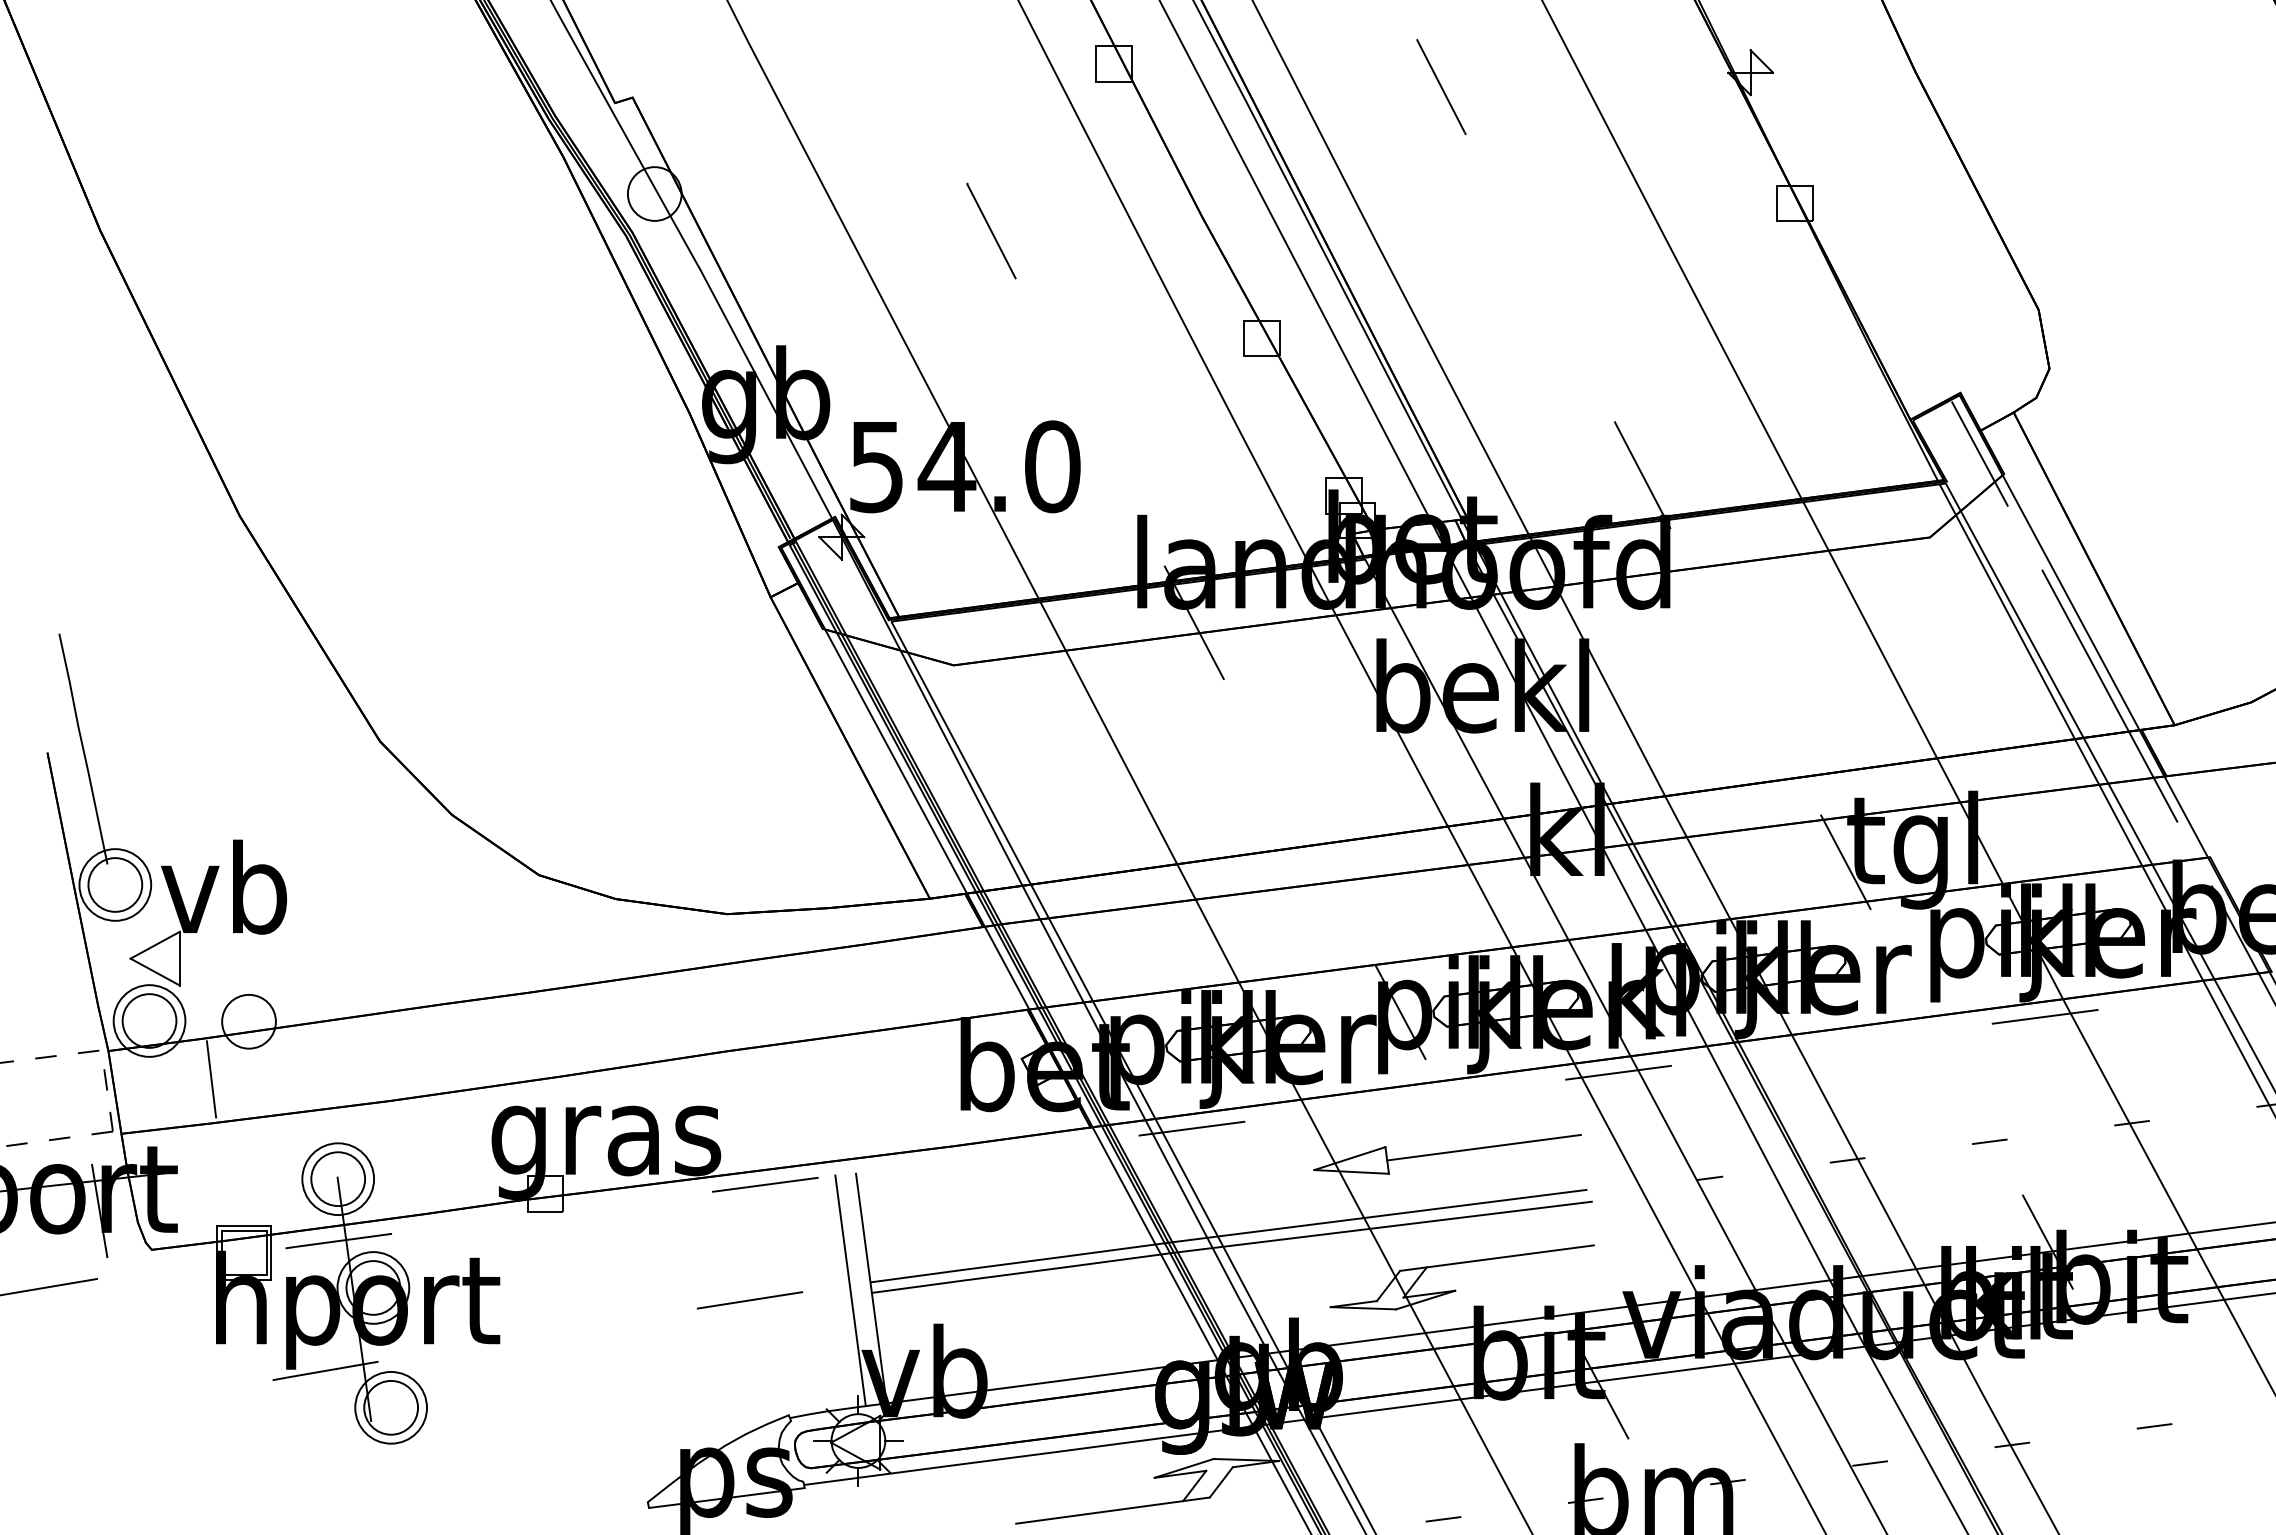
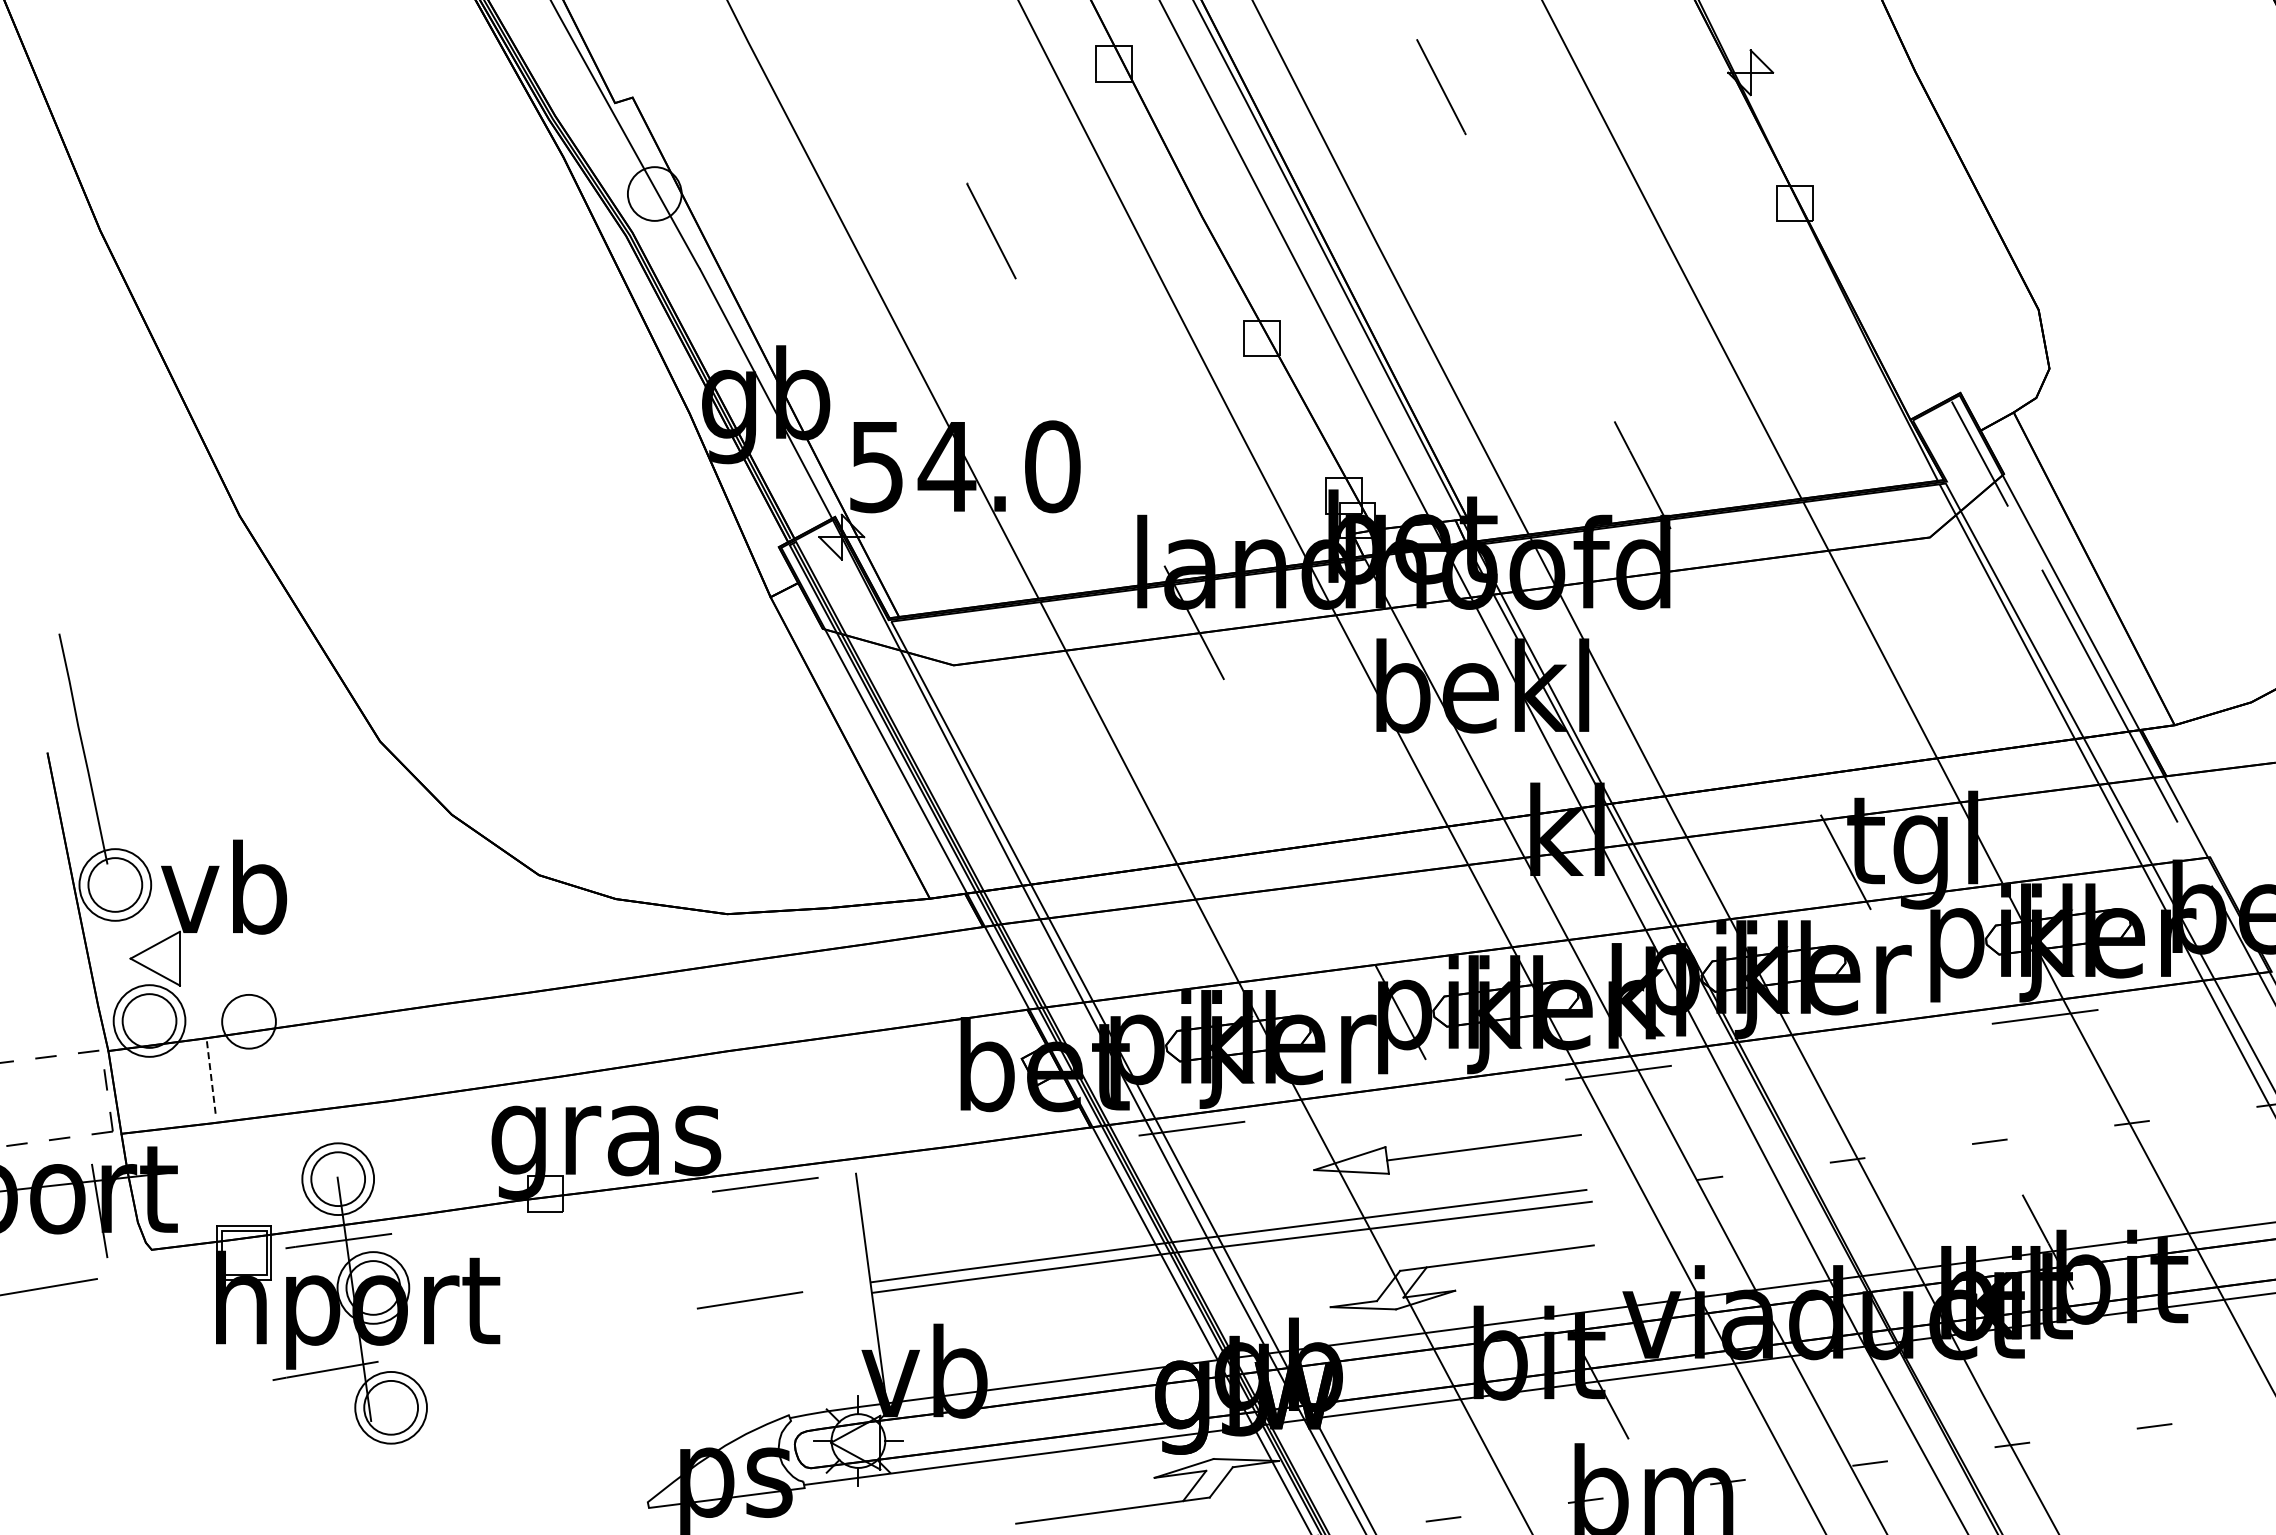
line: solid -> dashed (211, 1079)
line: present -> none (850, 1290)
